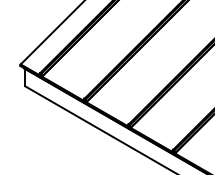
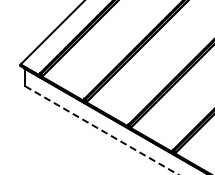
line: solid -> dashed (102, 130)
